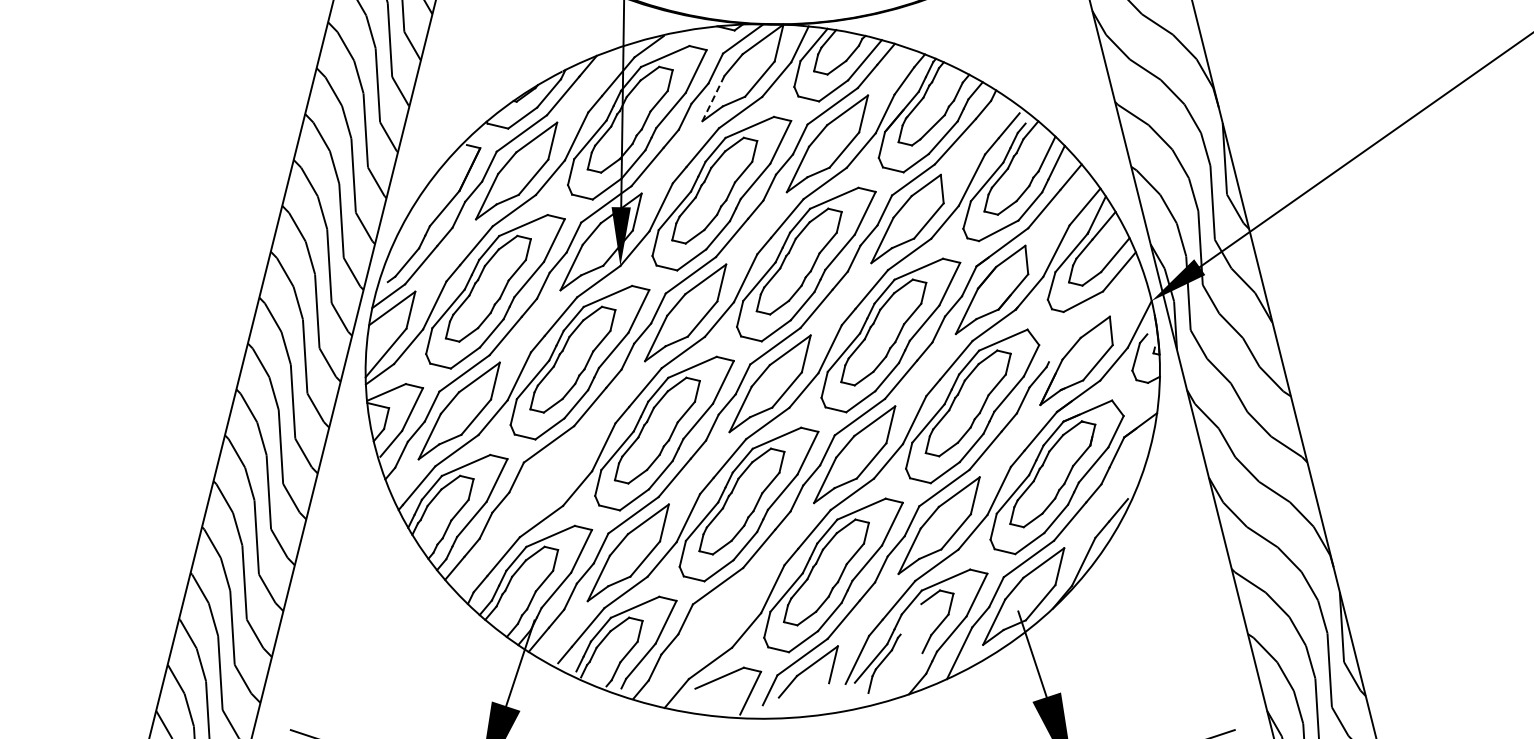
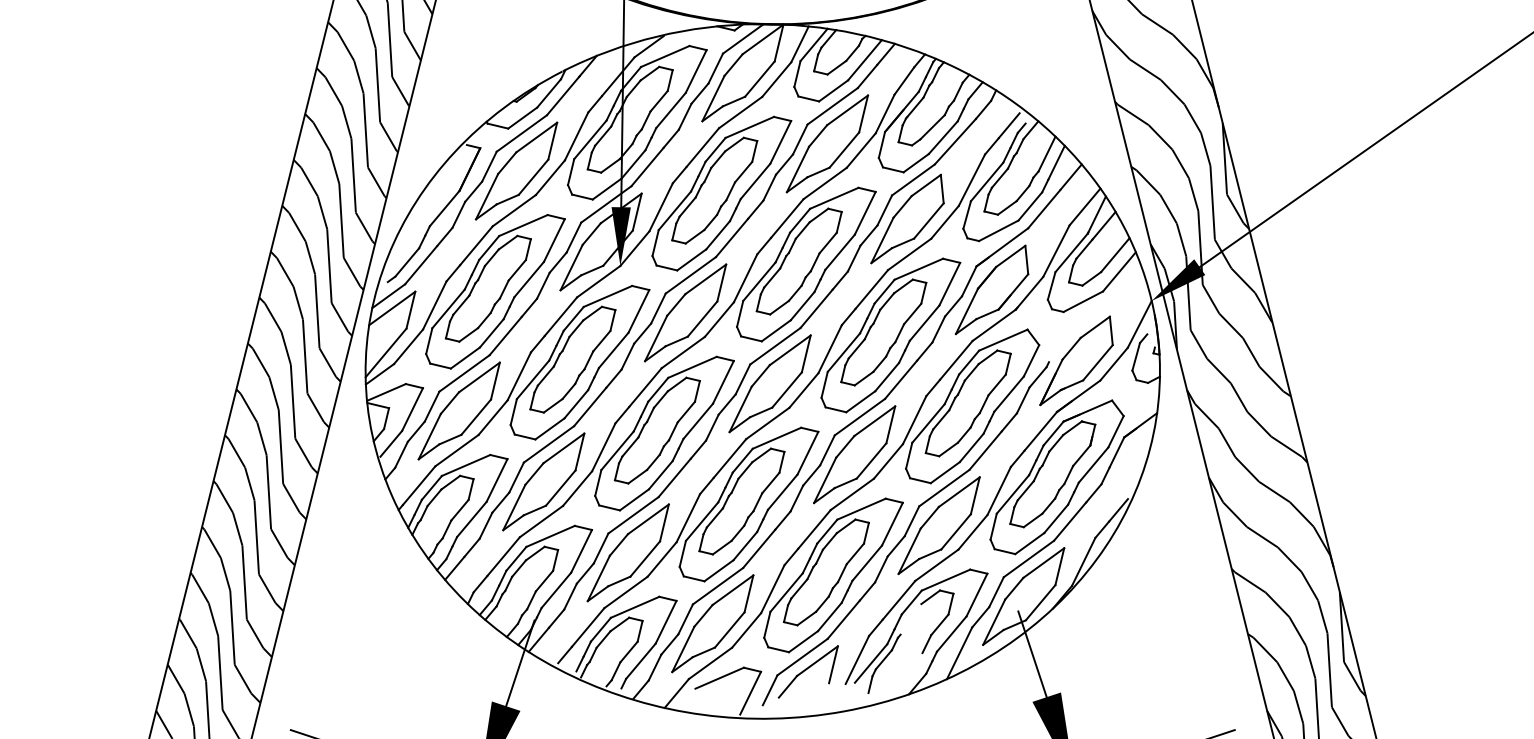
line: dashed -> solid (713, 99)
part: none -> present (543, 481)
part: none -> present (712, 623)
